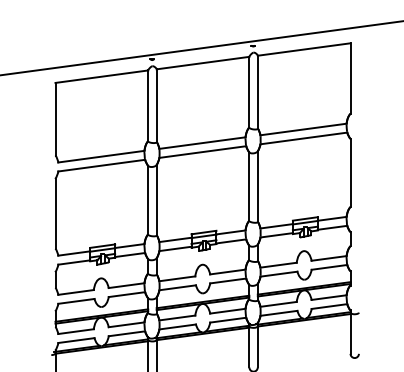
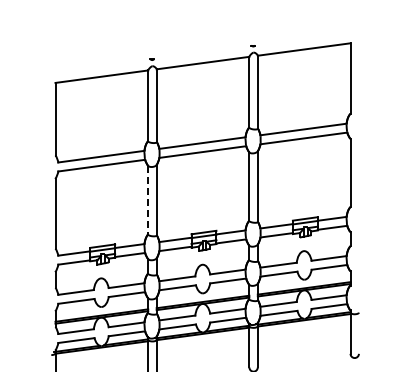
line: present -> none (201, 48)
line: solid -> dashed (148, 200)
